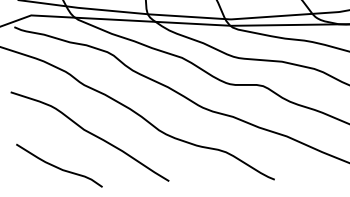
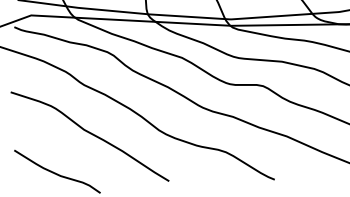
curve position: (59, 167) -> (57, 173) (57, 173)
